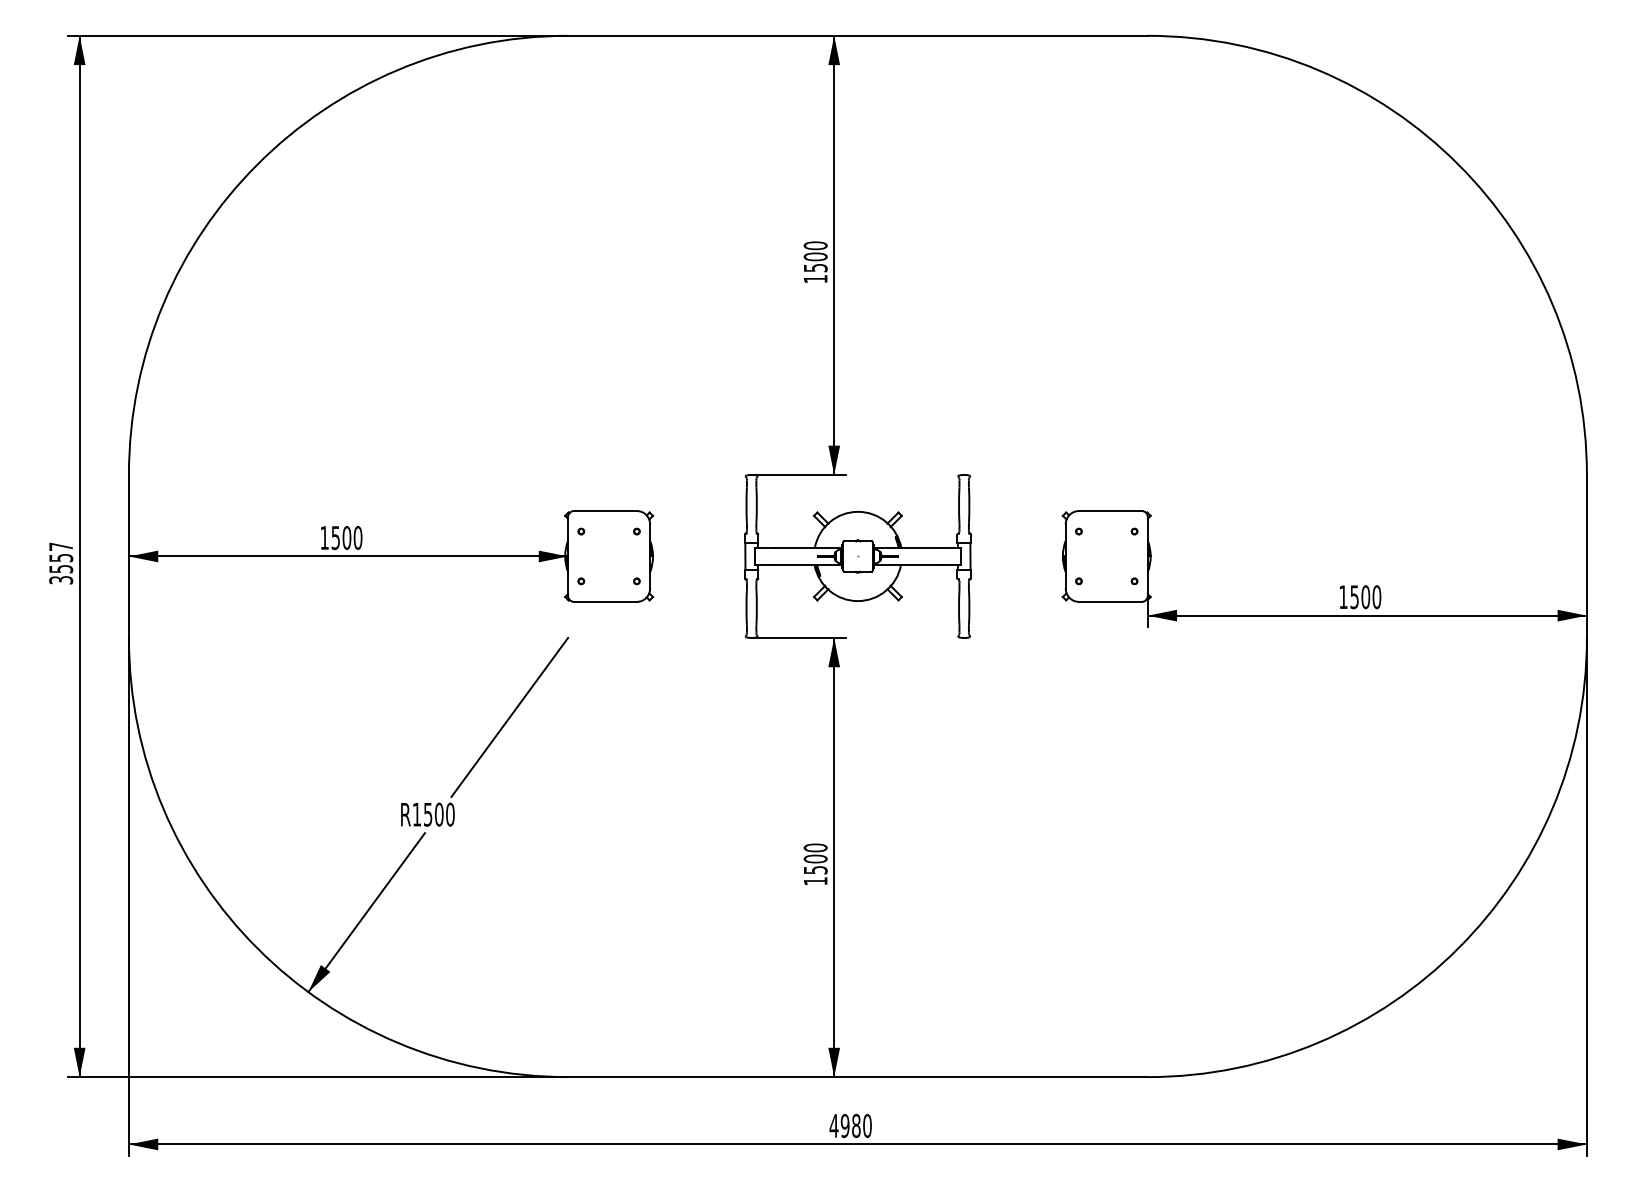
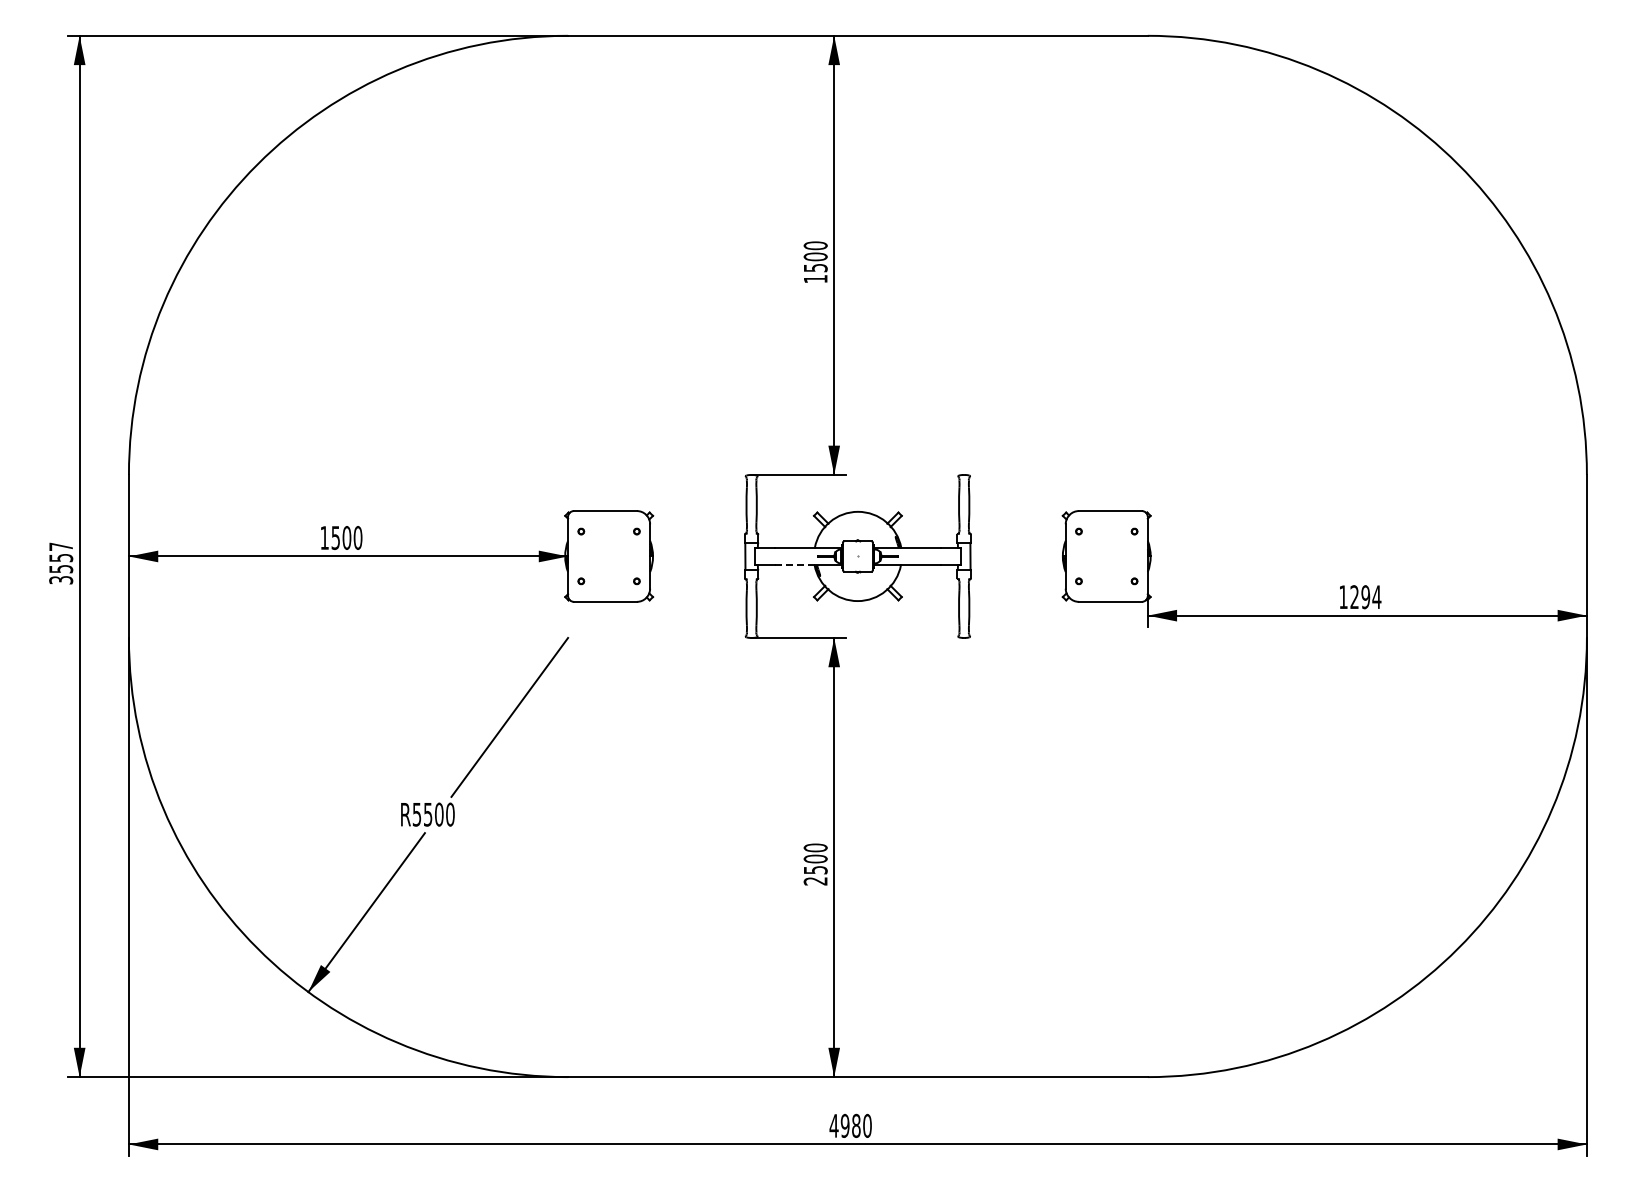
line: solid -> dashed (794, 565)
text: 1500 -> 1294 (1365, 597)
text: R1500 -> R5500 (416, 814)
text: 1500 -> 2500 (815, 881)
